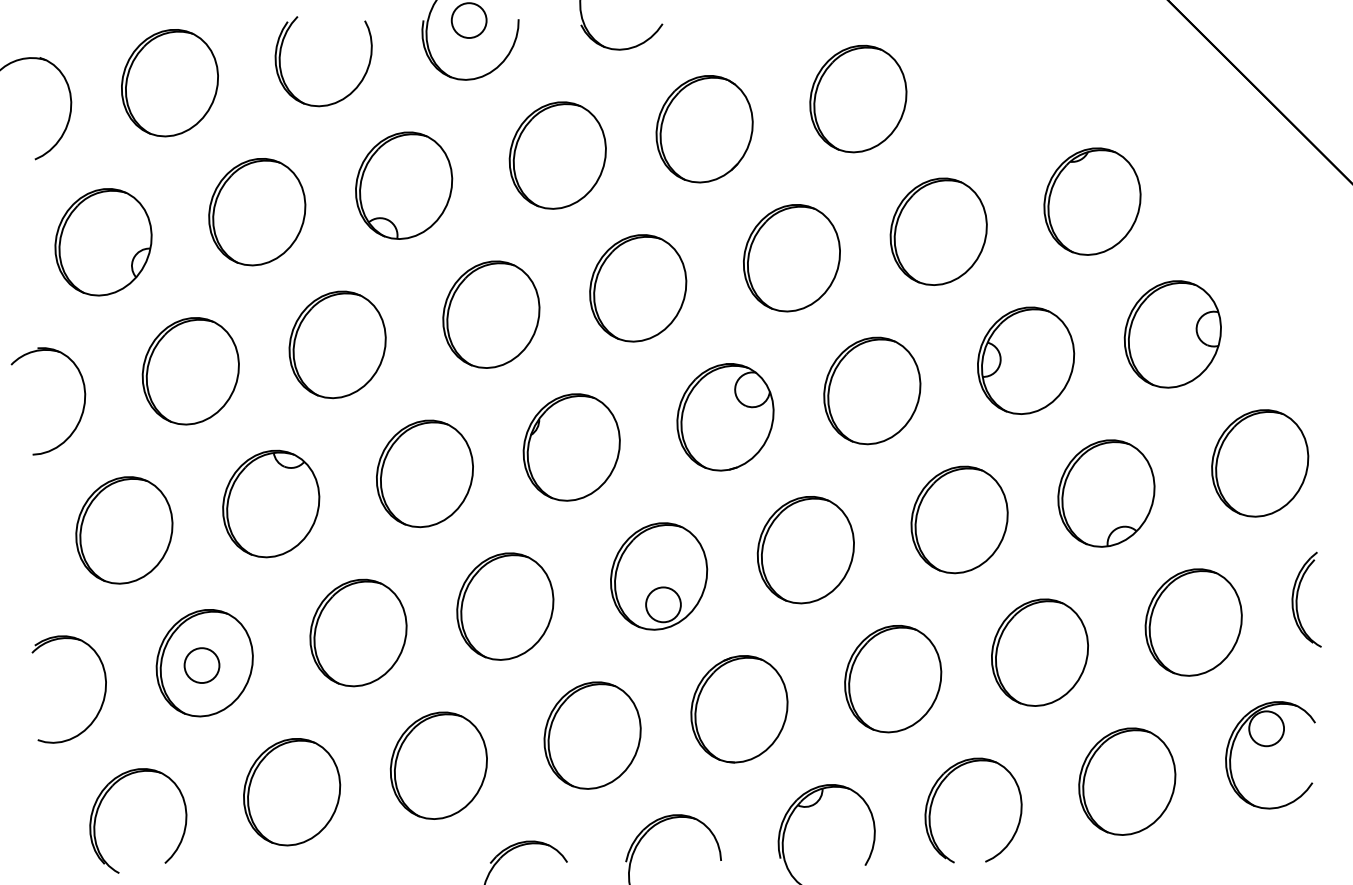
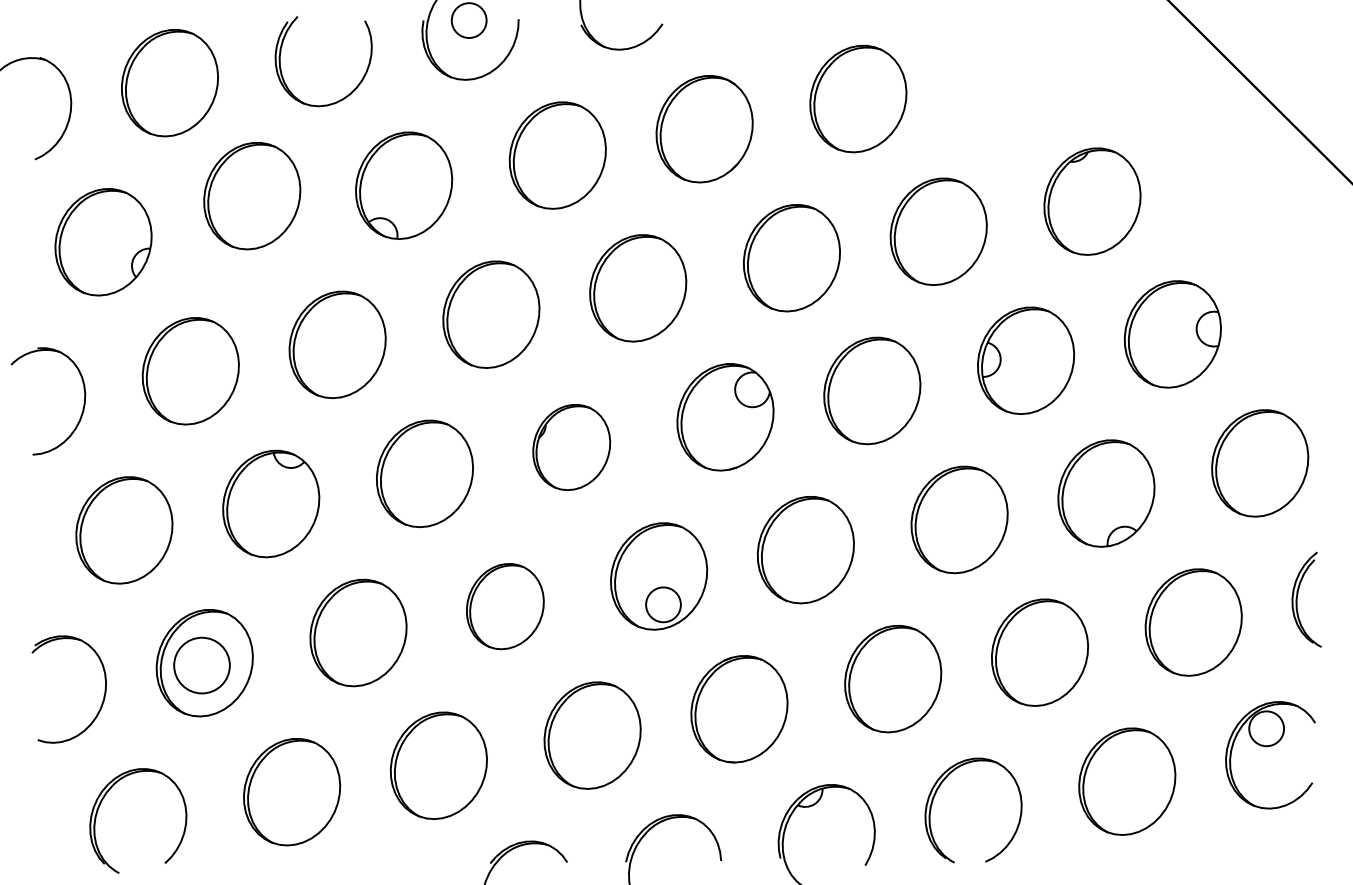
part position: (257, 212) -> (252, 196) (252, 196)
part size: 99x109 px -> 80x87 px (571, 447)
part size: 99x109 px -> 79x88 px (505, 606)
circle diameter: 35 px -> 56 px (201, 665)
